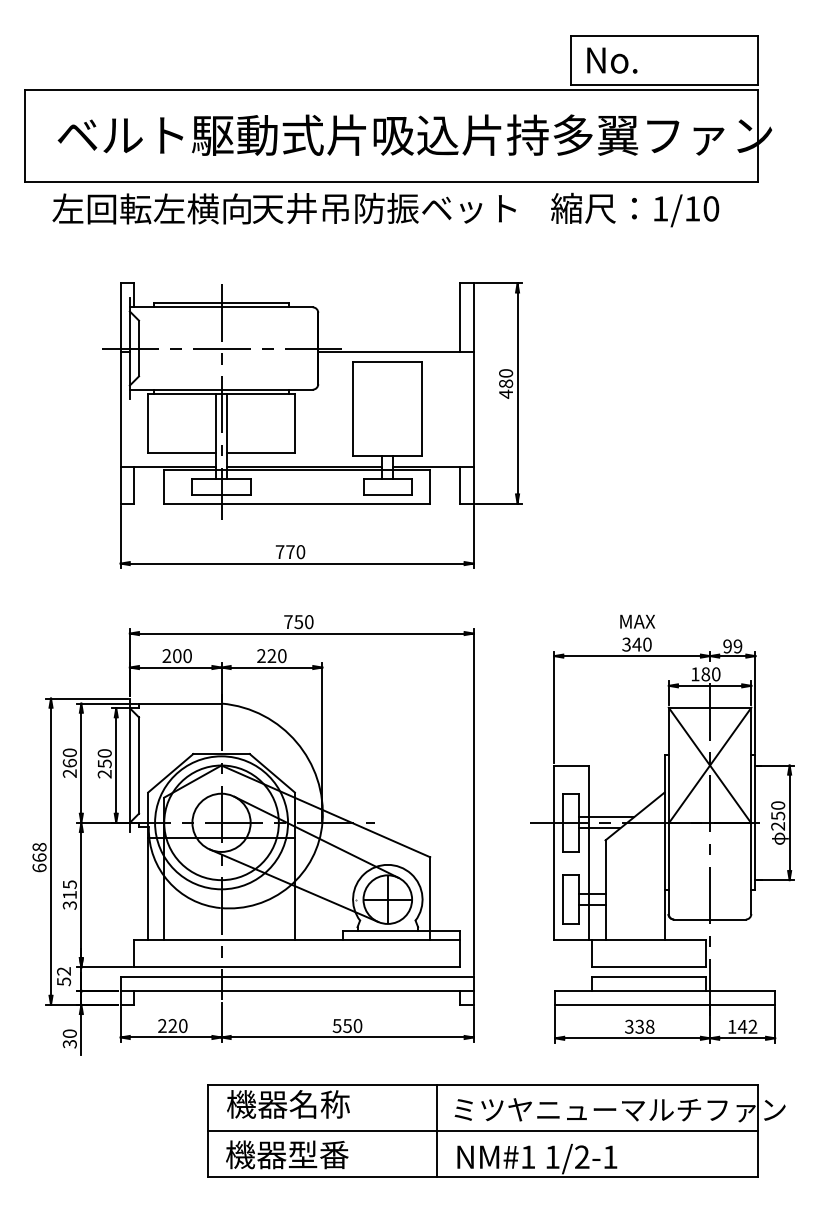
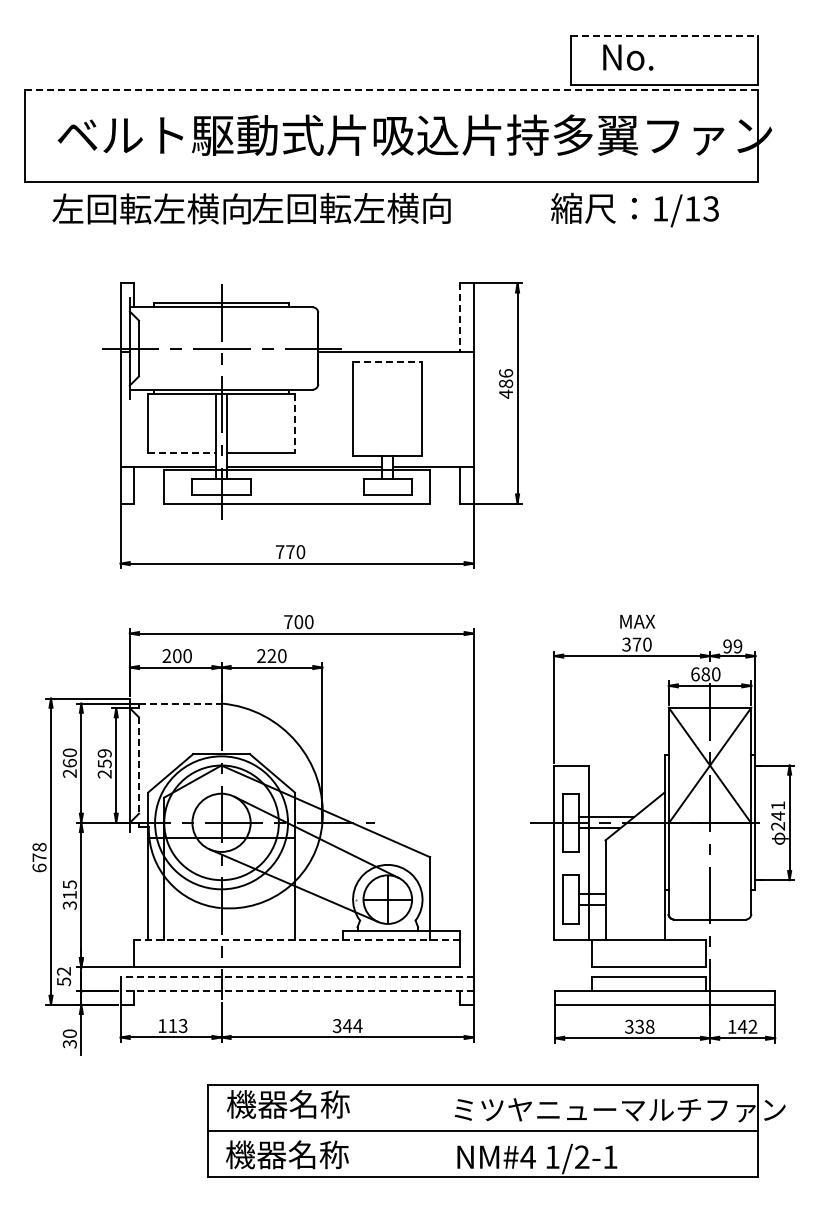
line: solid -> dashed (664, 36)
text position: (612, 60) -> (628, 57) (628, 57)
line: solid -> dashed (391, 90)
text: 天井吊防振ベット -> 左回転左横向 (383, 208)
text: 1/10 -> 1/13 (711, 208)
line: solid -> dashed (459, 318)
line: solid -> dashed (387, 362)
text: 480 -> 486 (505, 373)
line: solid -> dashed (294, 423)
line: solid -> dashed (182, 453)
text: 750 -> 700 (298, 622)
text: 340 -> 370 (636, 644)
text: 180 -> 680 (695, 674)
line: solid -> dashed (180, 703)
text: 250 -> 259 (104, 753)
line: solid -> dashed (139, 766)
text: 250 -> 241 (778, 810)
text: 668 -> 678 (39, 857)
line: solid -> dashed (297, 939)
line: solid -> dashed (297, 977)
line: solid -> dashed (297, 991)
text: 220 -> 113 (172, 1025)
text: 550 -> 344 (347, 1026)
line: present -> none (437, 1130)
text: 機器型番 -> 機器名称 (318, 1154)
text: NM#1 -> NM#4 (527, 1156)
